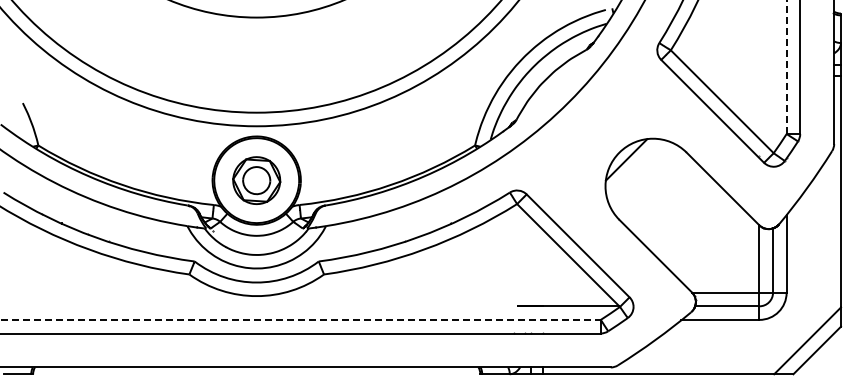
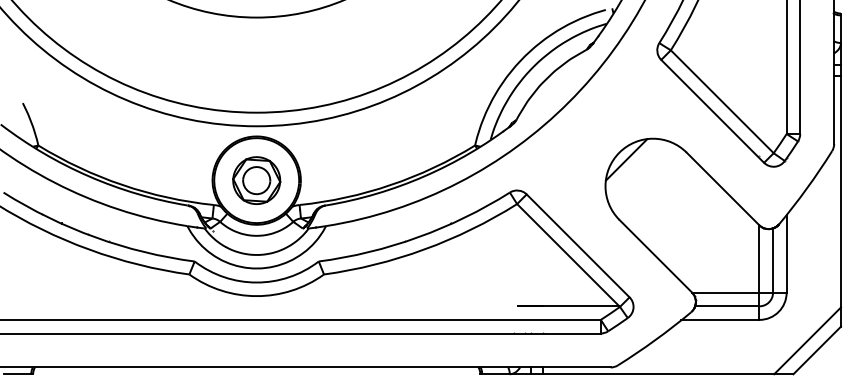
line: dashed -> solid (786, 67)
line: dashed -> solid (301, 319)
